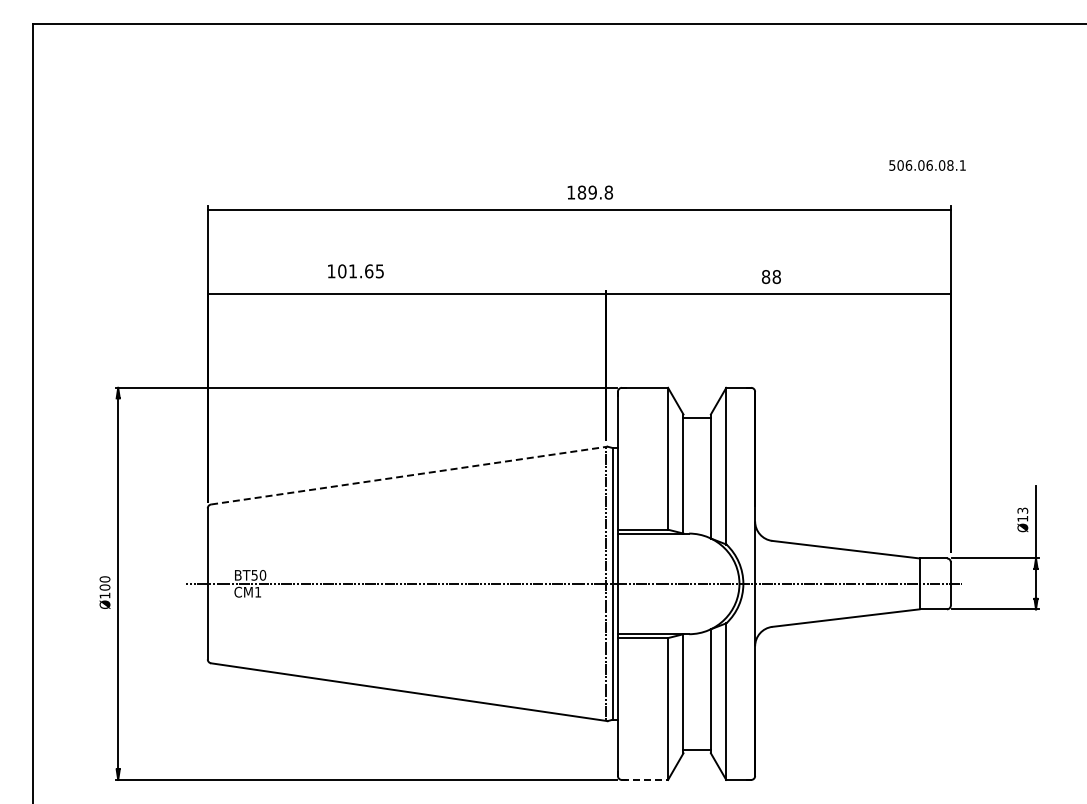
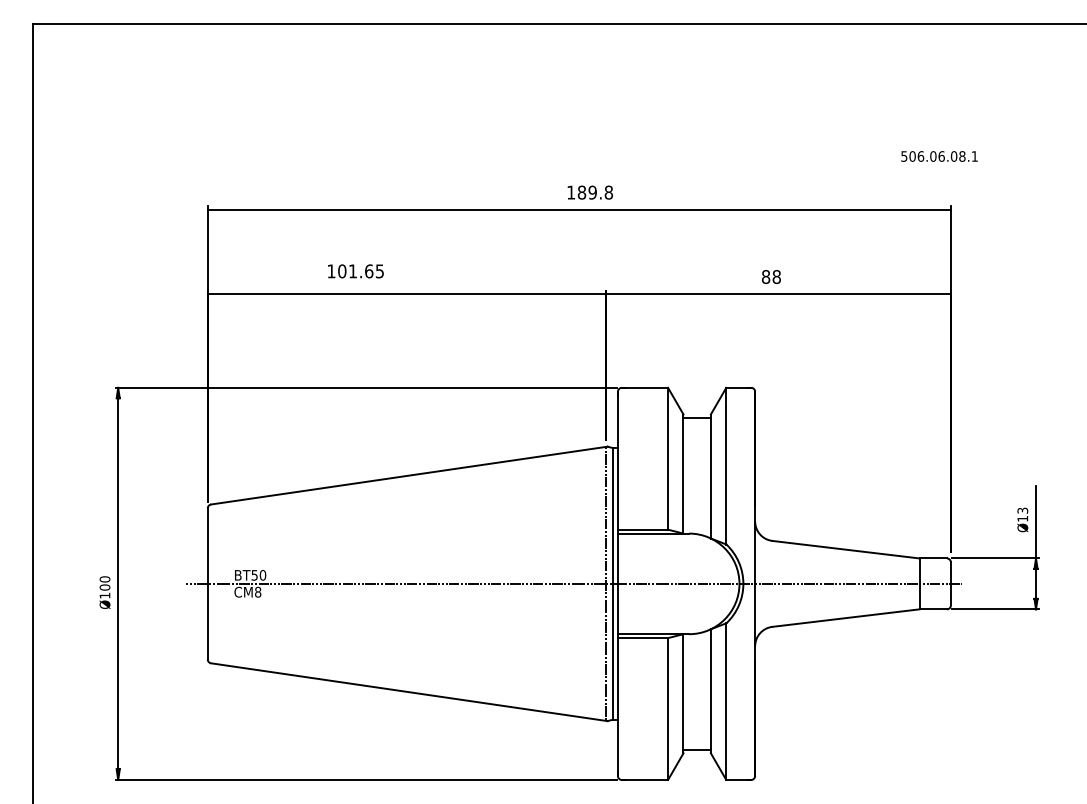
text position: (927, 165) -> (939, 156) (939, 156)
line: dashed -> solid (409, 475)
text: CM1 -> CM8 (258, 591)
line: dashed -> solid (645, 779)
